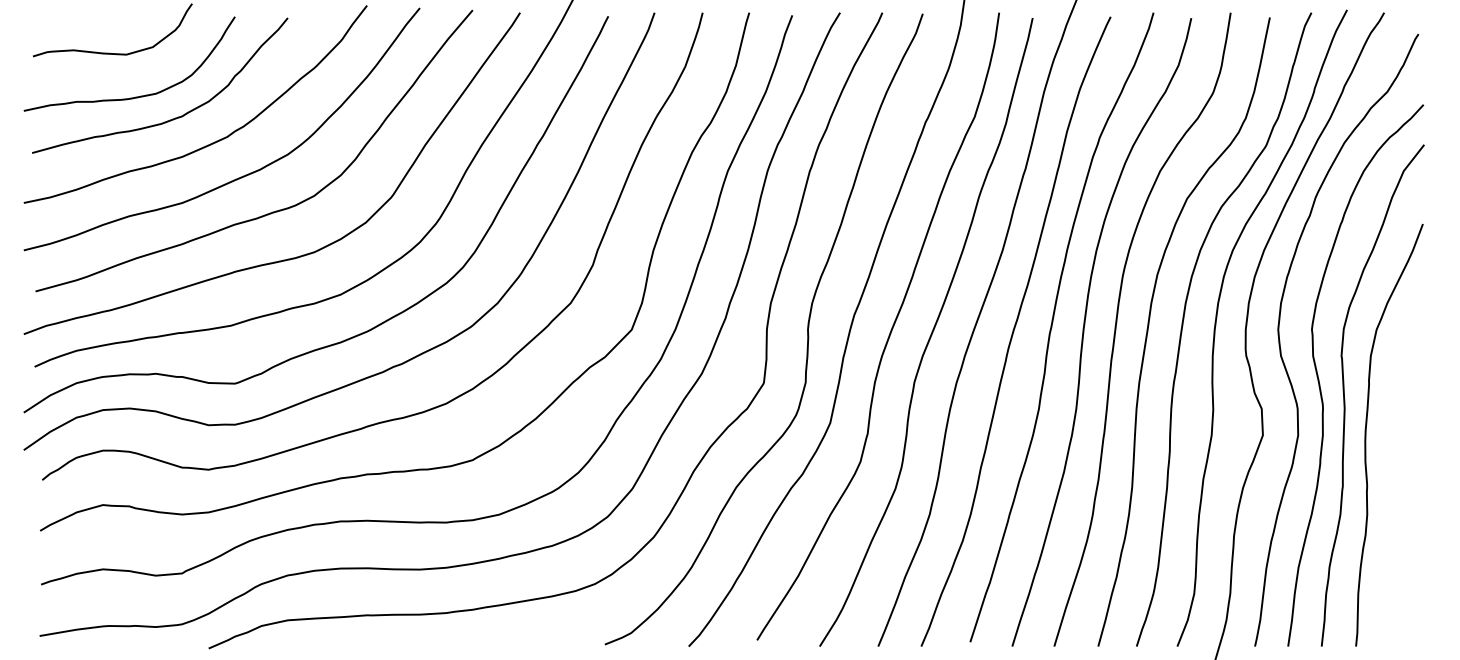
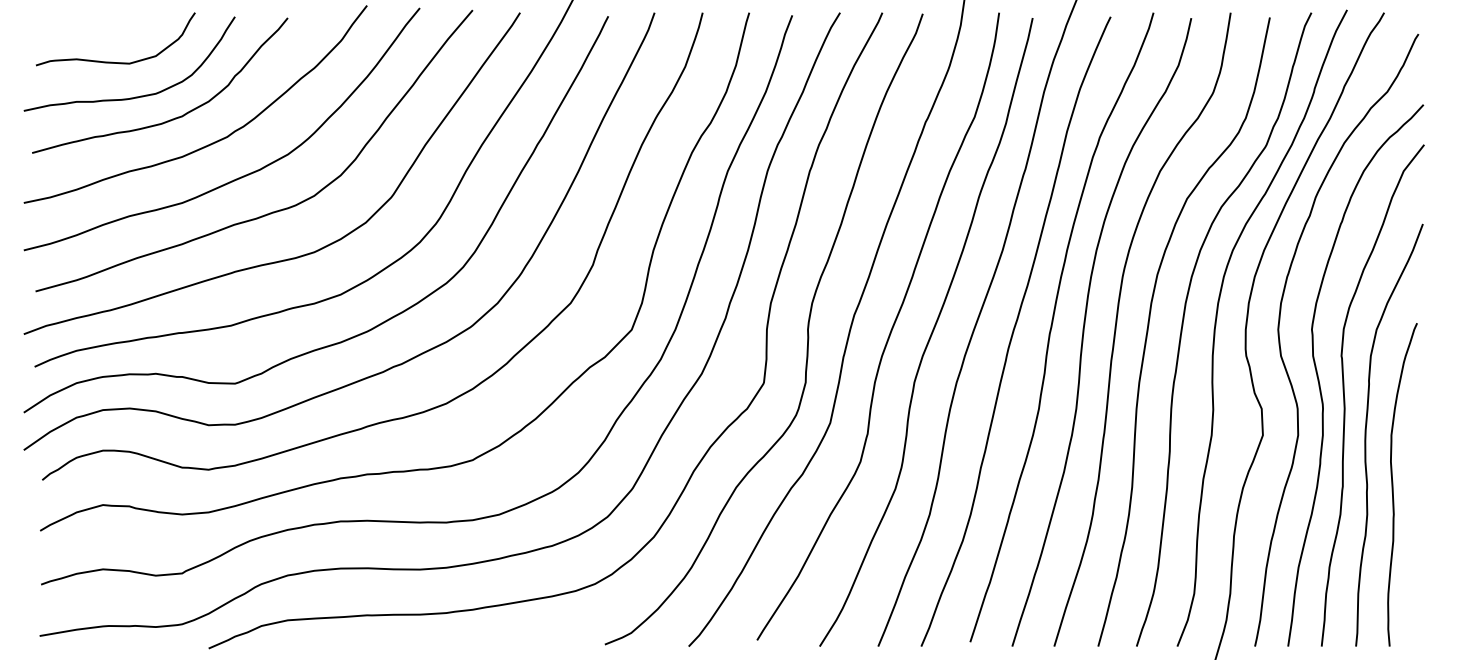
curve position: (109, 52) -> (112, 61) (112, 61)
curve: none -> present (1393, 484)
